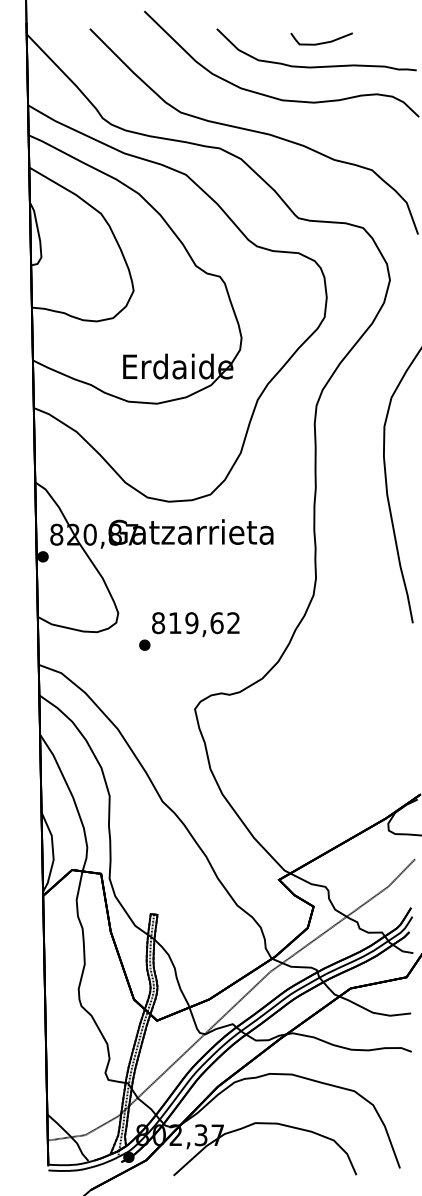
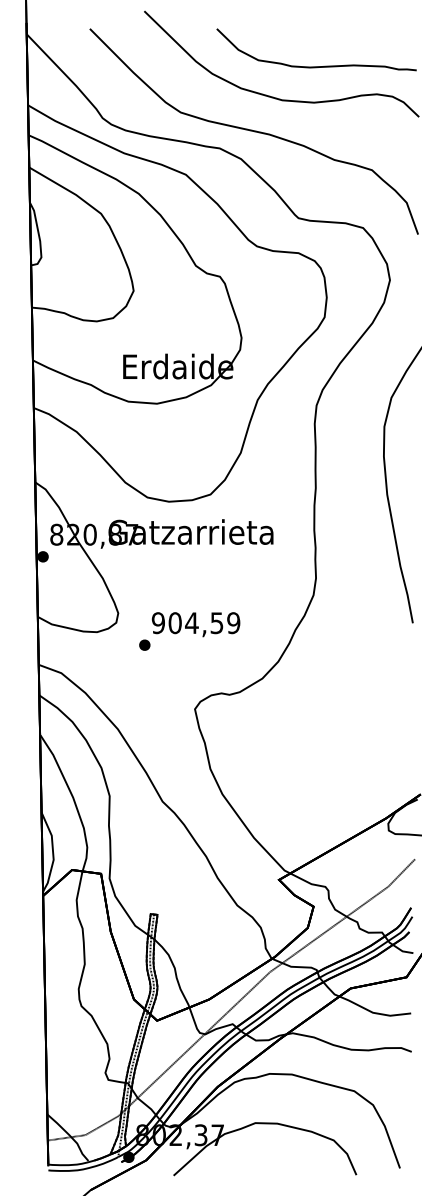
part: present -> none (321, 38)
text: 819,62 -> 904,59 (195, 623)
